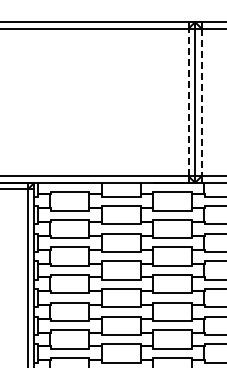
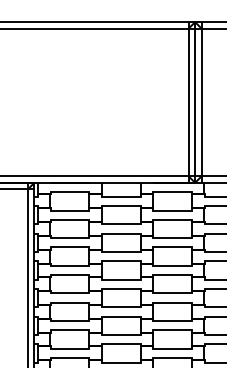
line: dashed -> solid (188, 102)
line: dashed -> solid (201, 102)
